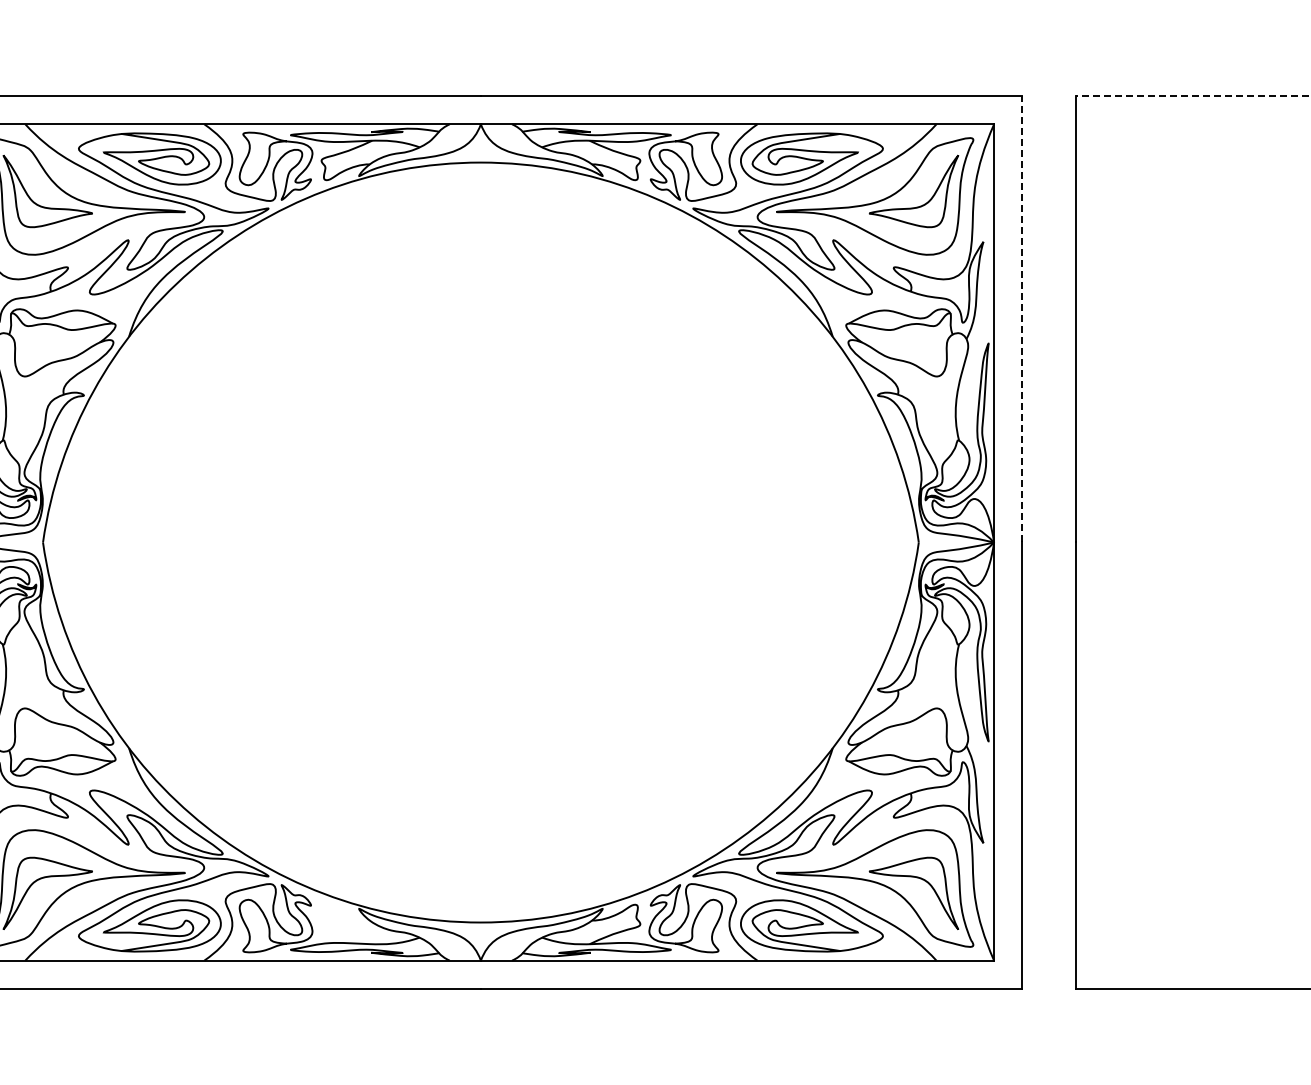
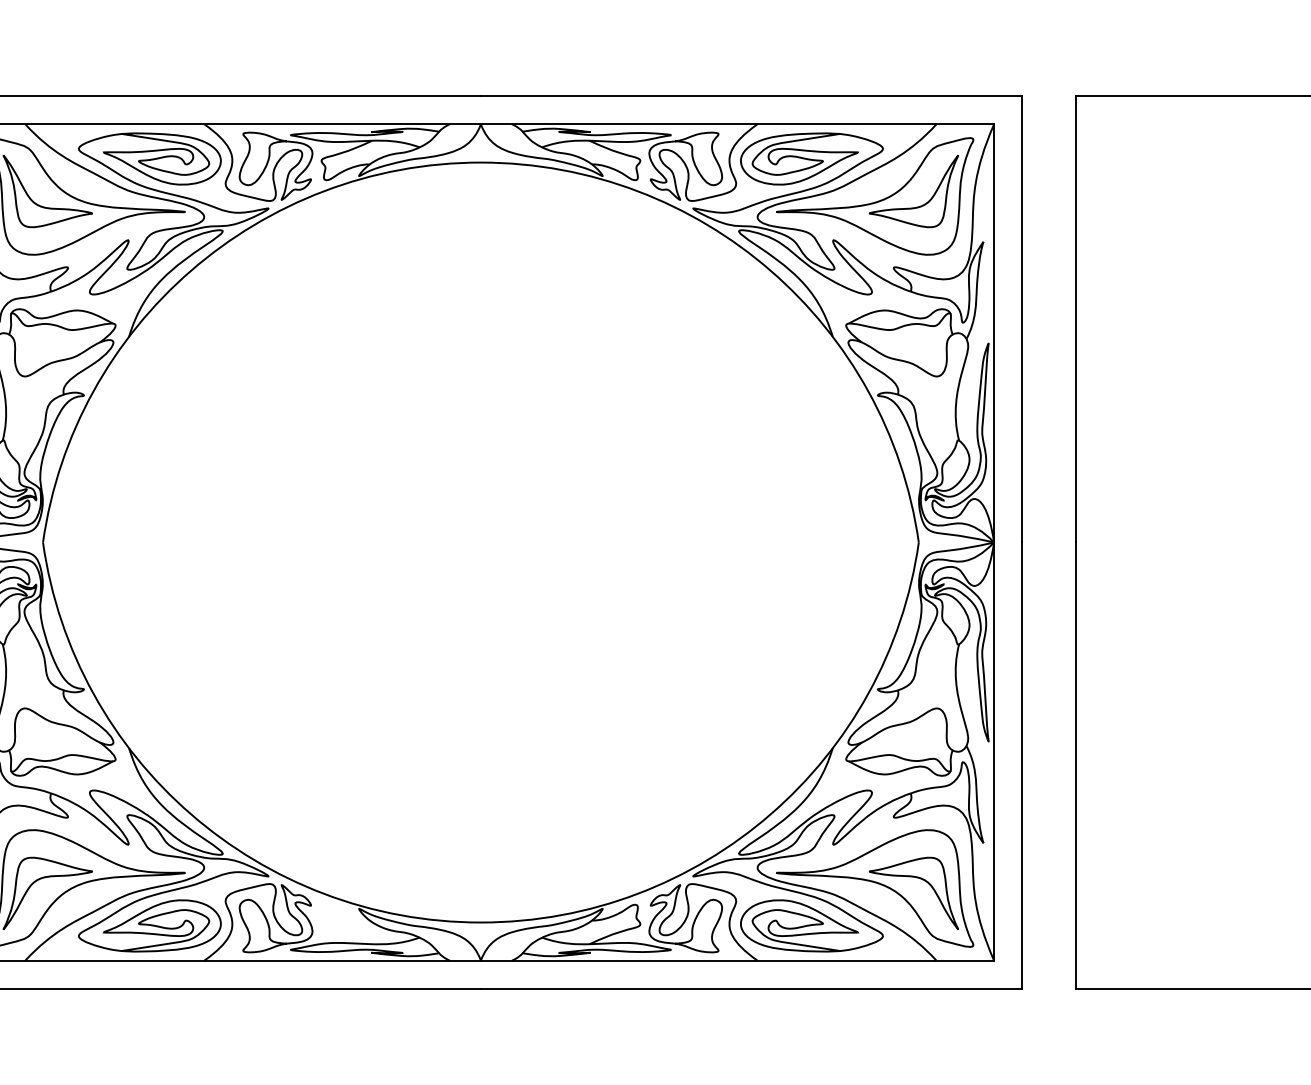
line: dashed -> solid (1192, 96)
line: dashed -> solid (1022, 318)
